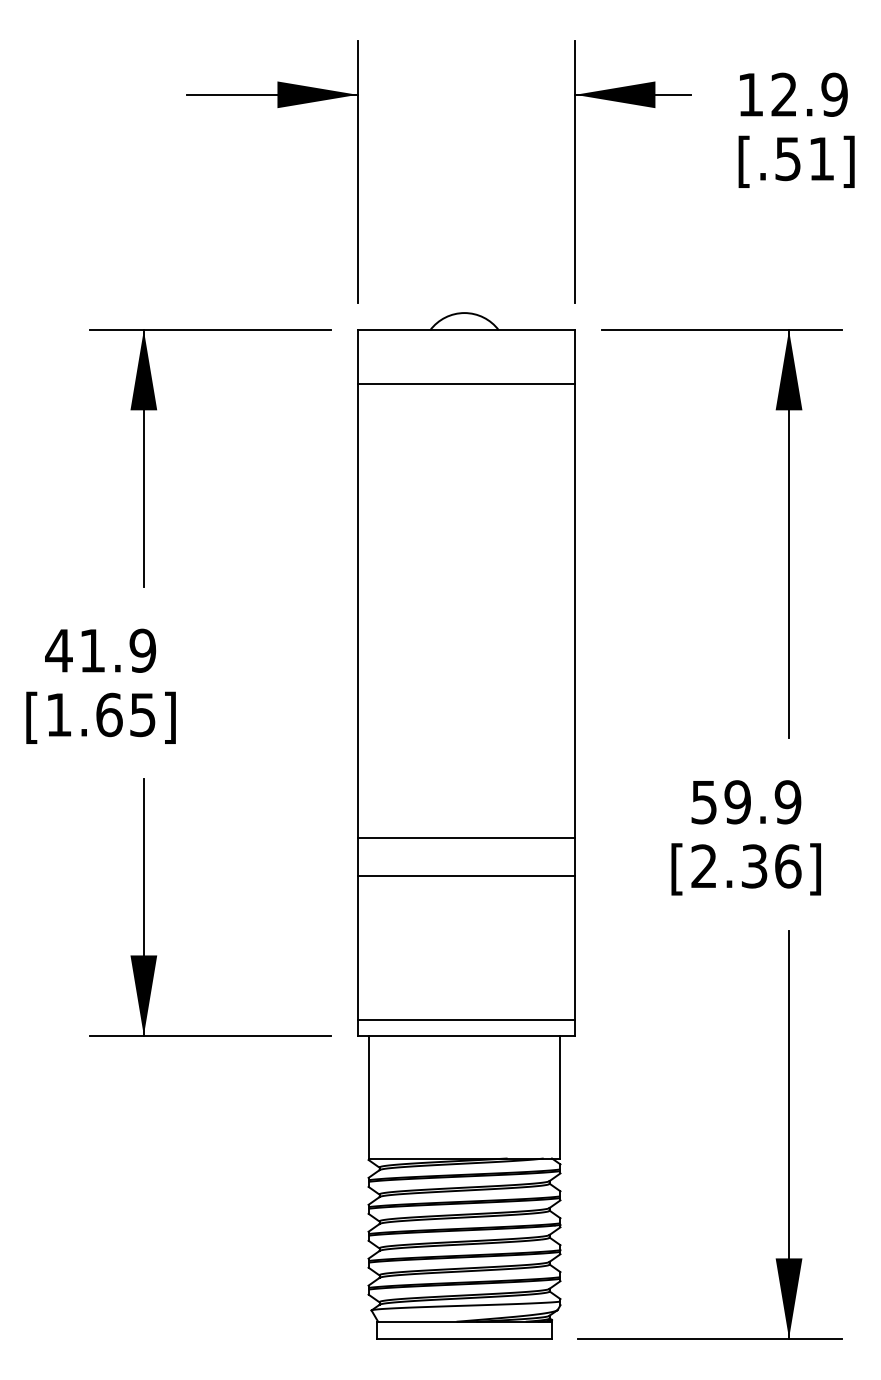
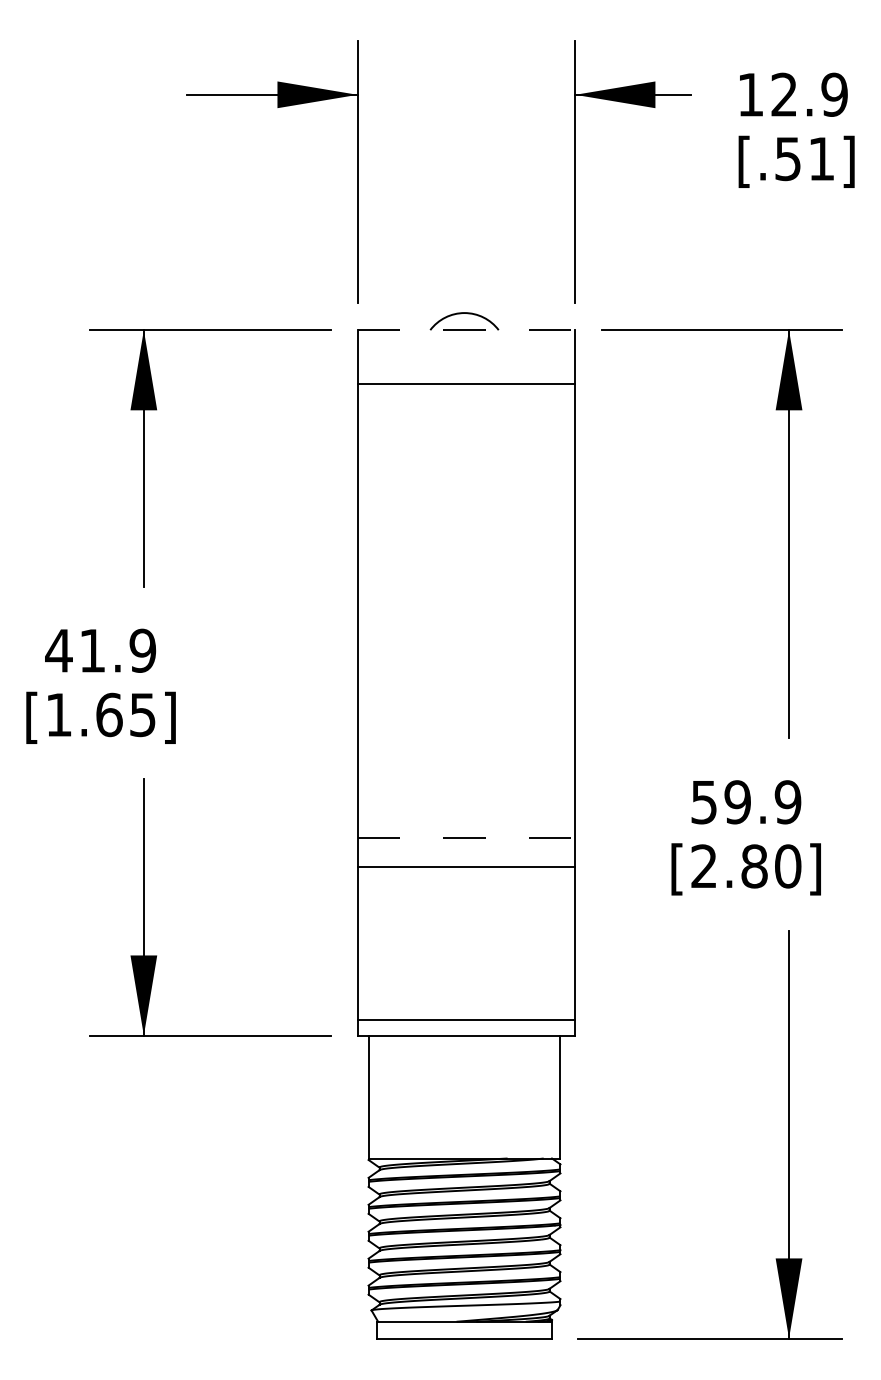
line: solid -> dashed (466, 330)
line: solid -> dashed (466, 838)
text: [2.36] -> [2.80] (771, 866)
line position: (466, 875) -> (466, 866) (466, 866)
